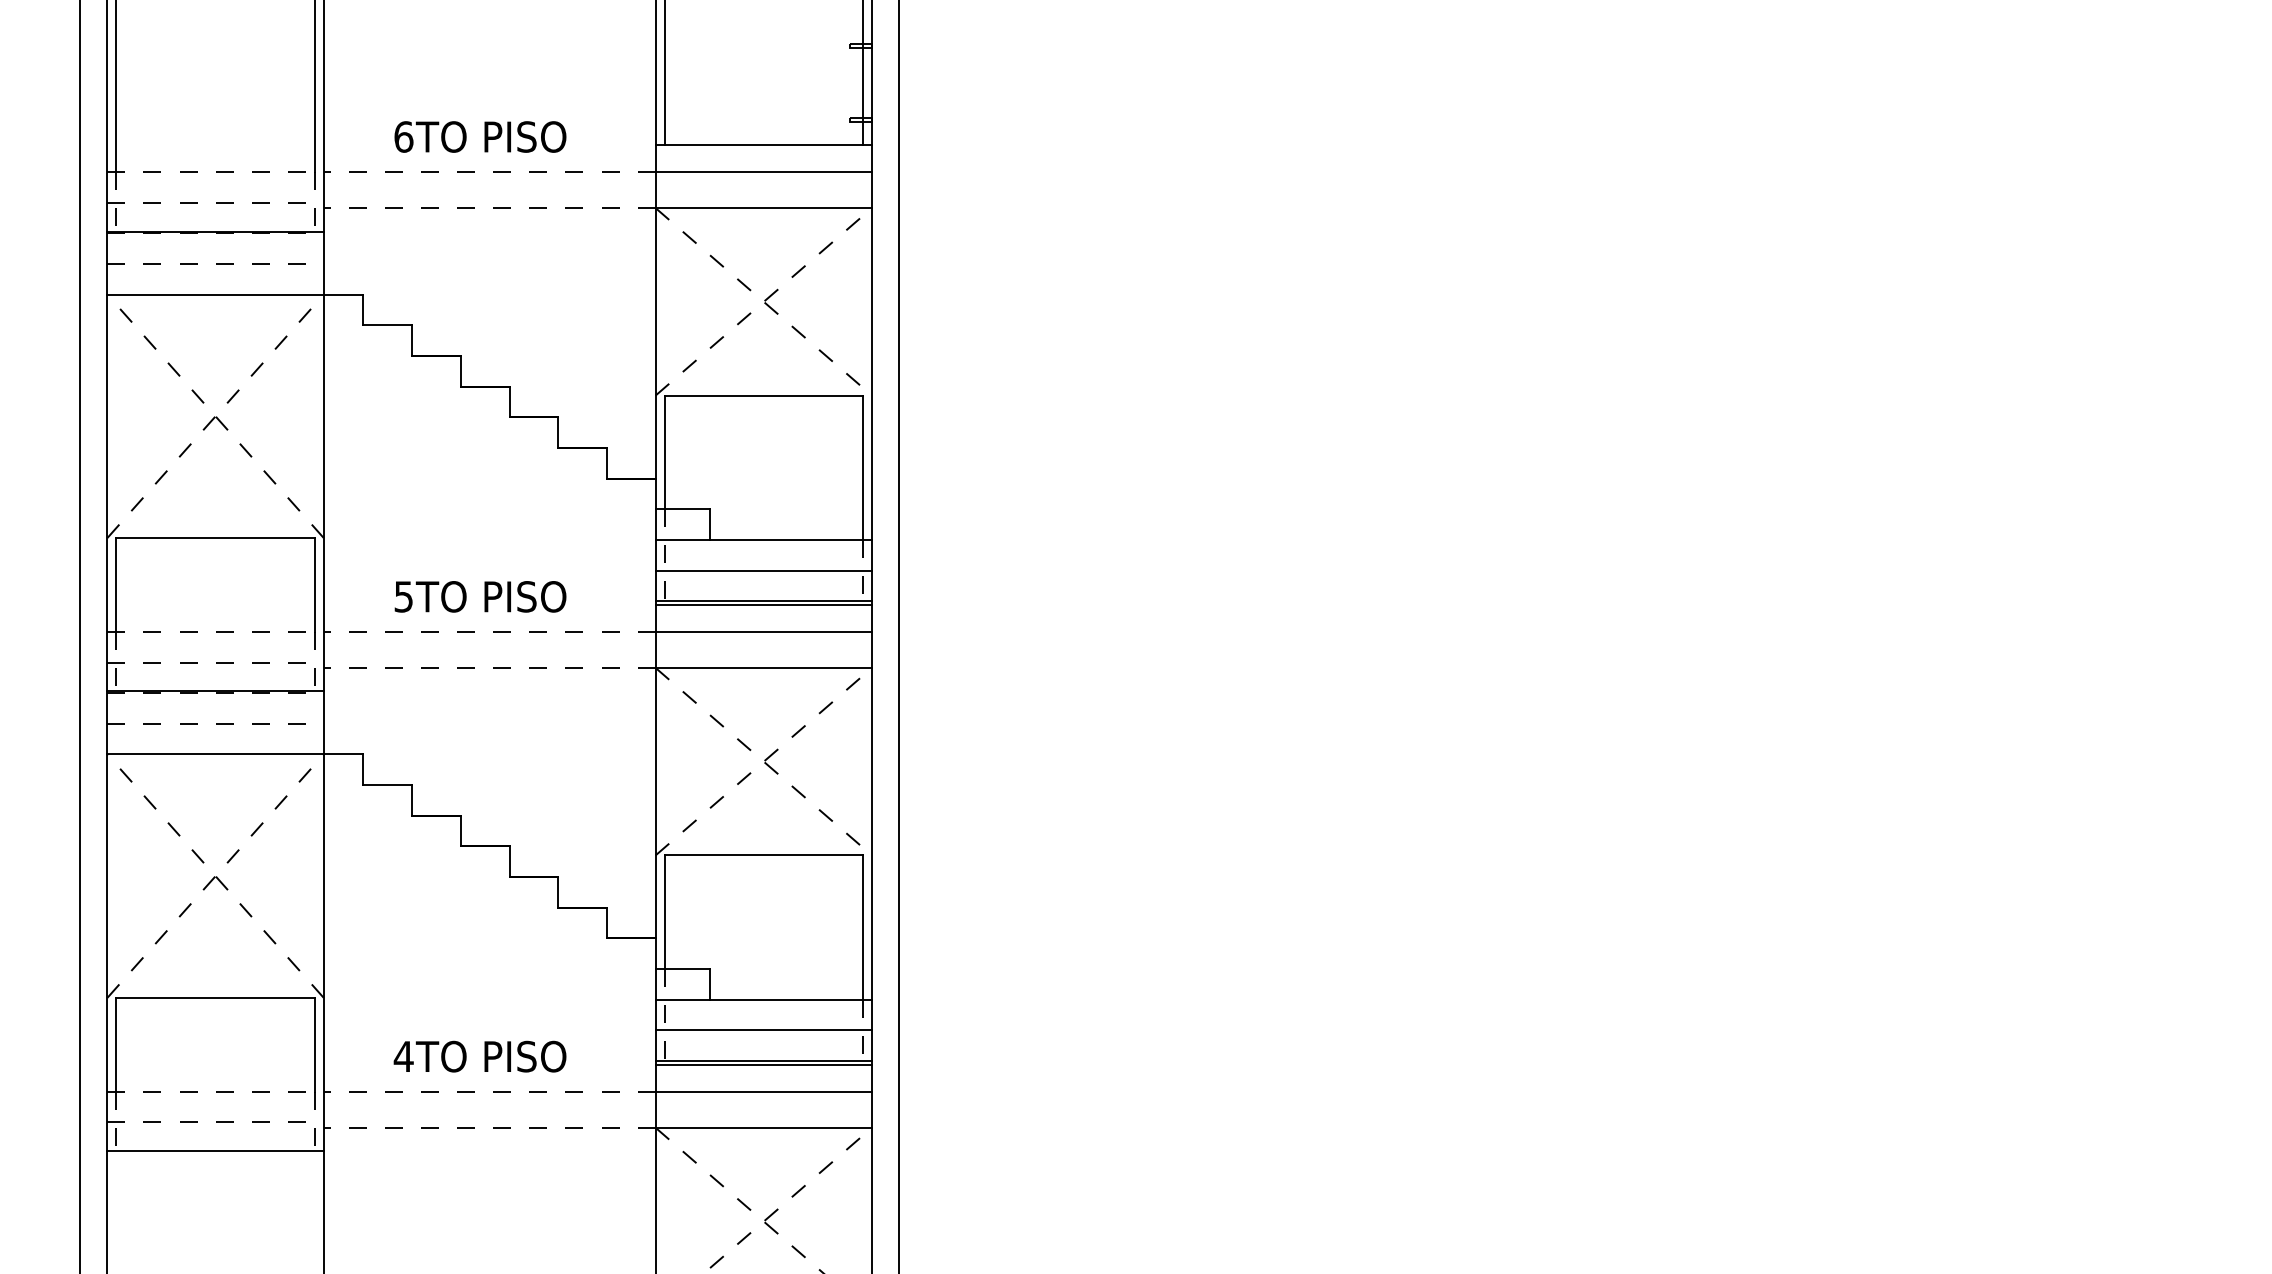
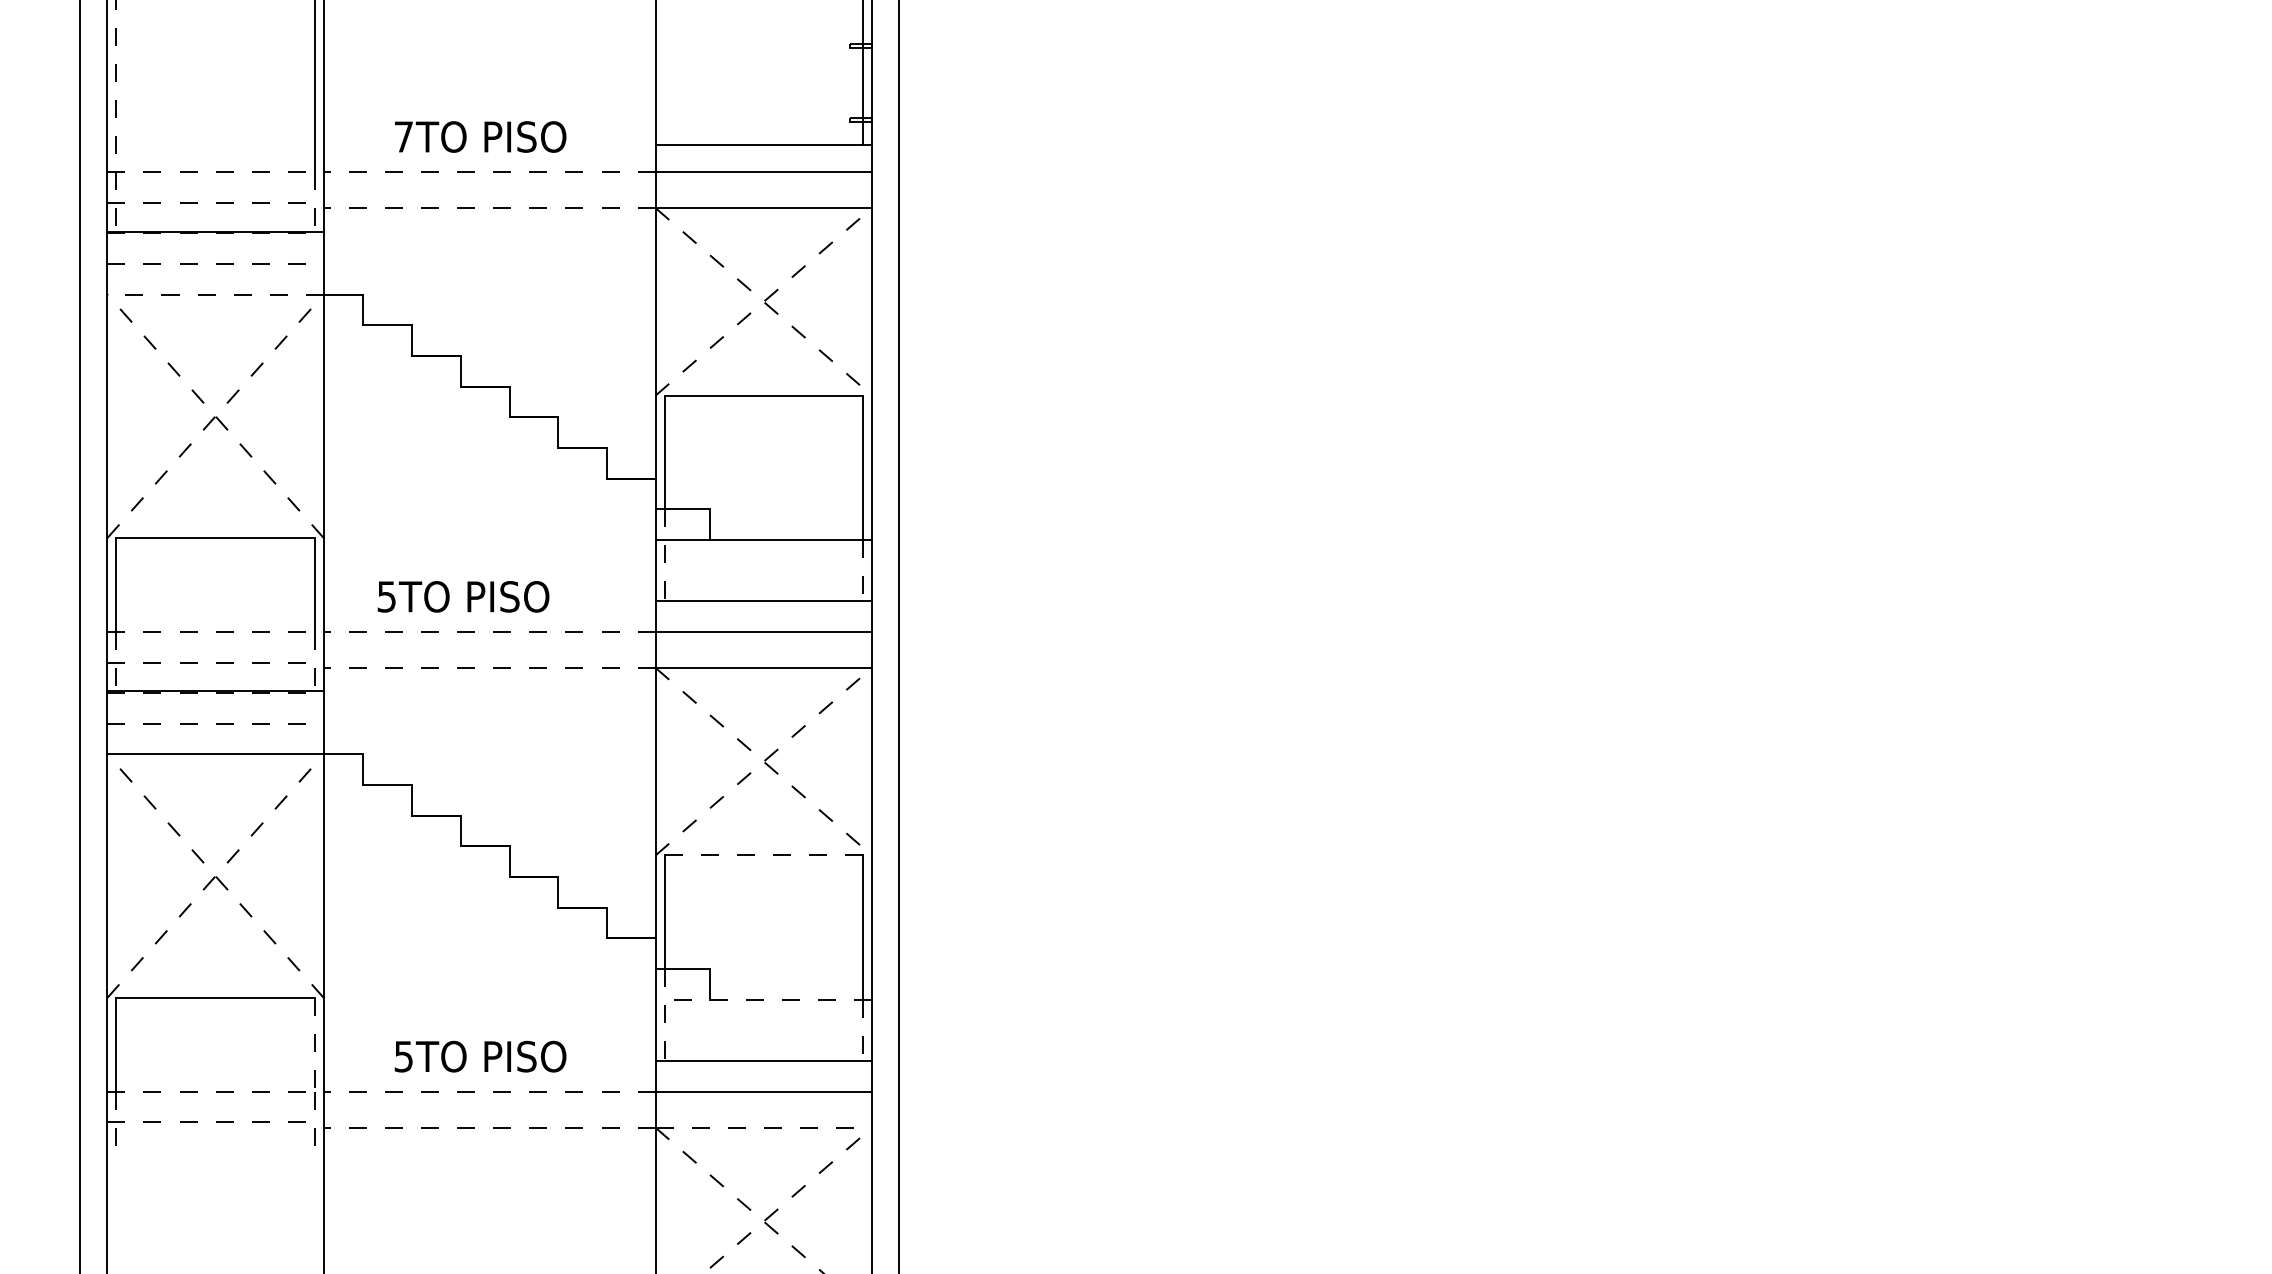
line: present -> none (664, 73)
line: solid -> dashed (116, 86)
text: 6TO -> 7TO (403, 136)
line: solid -> dashed (215, 294)
line: present -> none (763, 570)
text position: (480, 596) -> (463, 596) (463, 596)
line: present -> none (763, 604)
line: solid -> dashed (763, 855)
line: solid -> dashed (763, 999)
line: present -> none (763, 1030)
line: solid -> dashed (314, 1044)
text: 4TO -> 5TO (403, 1056)
line: present -> none (763, 1064)
line: solid -> dashed (764, 1127)
line: present -> none (215, 1151)
